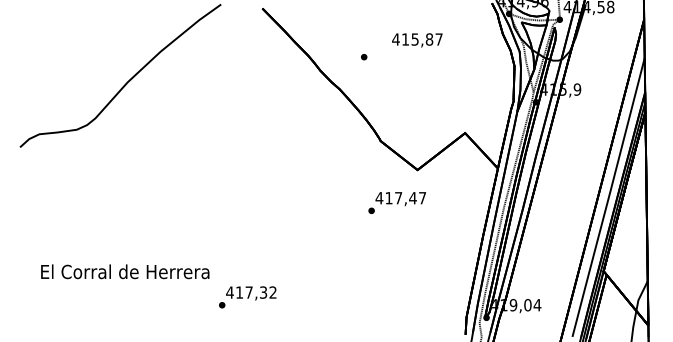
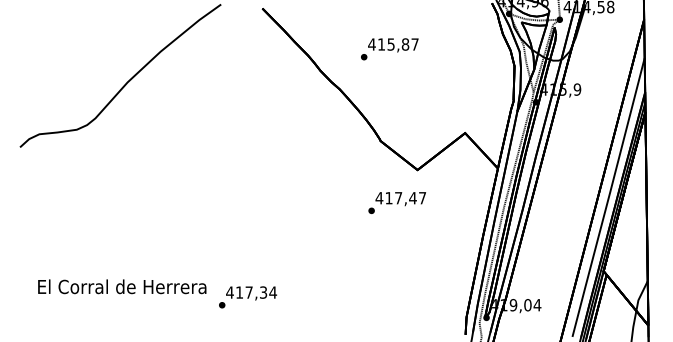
text position: (417, 40) -> (393, 45) (393, 45)
text position: (125, 271) -> (122, 286) (122, 286)
text: 417,32 -> 417,34 (273, 292)
